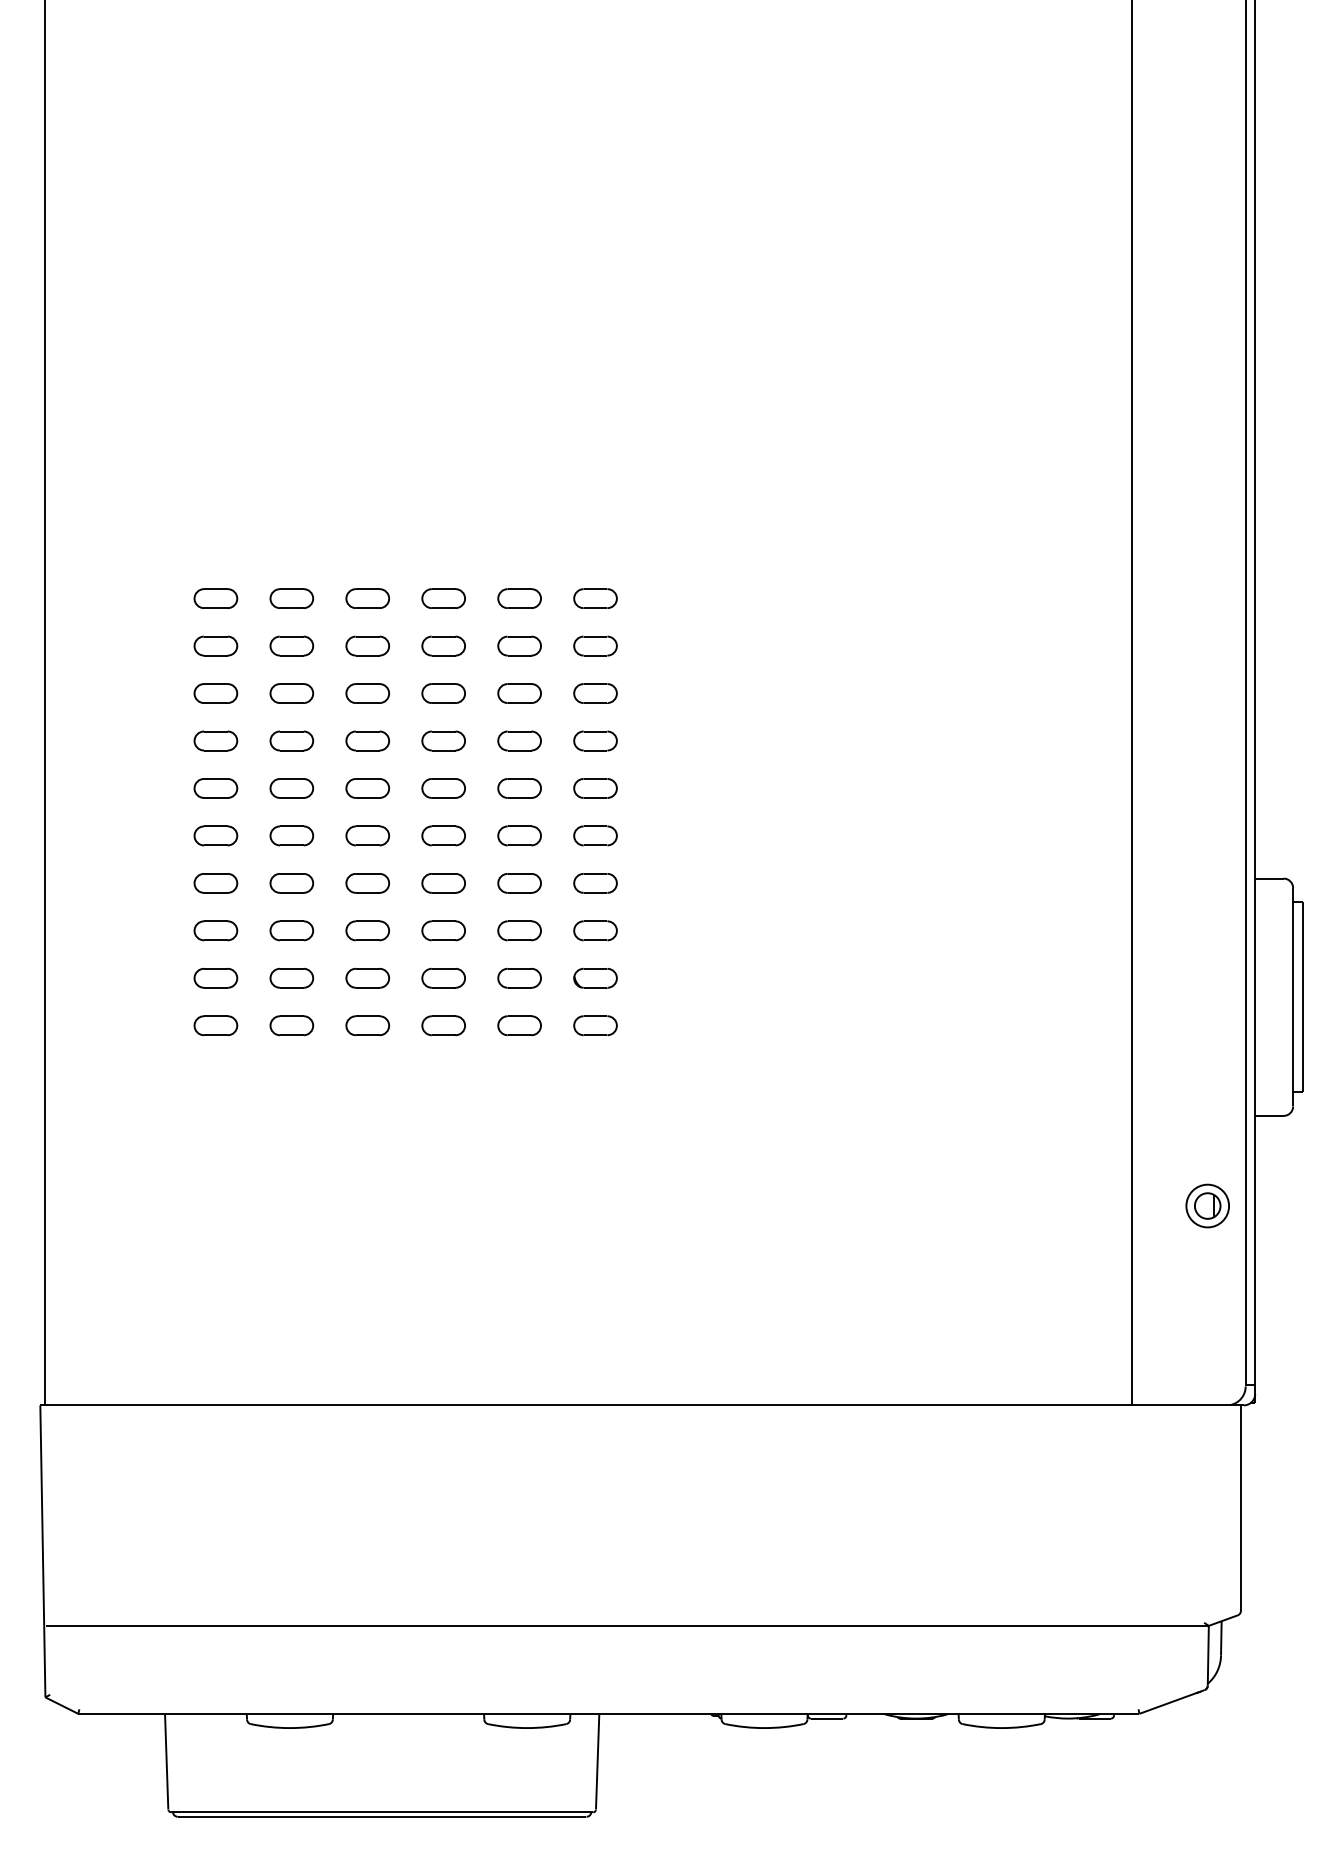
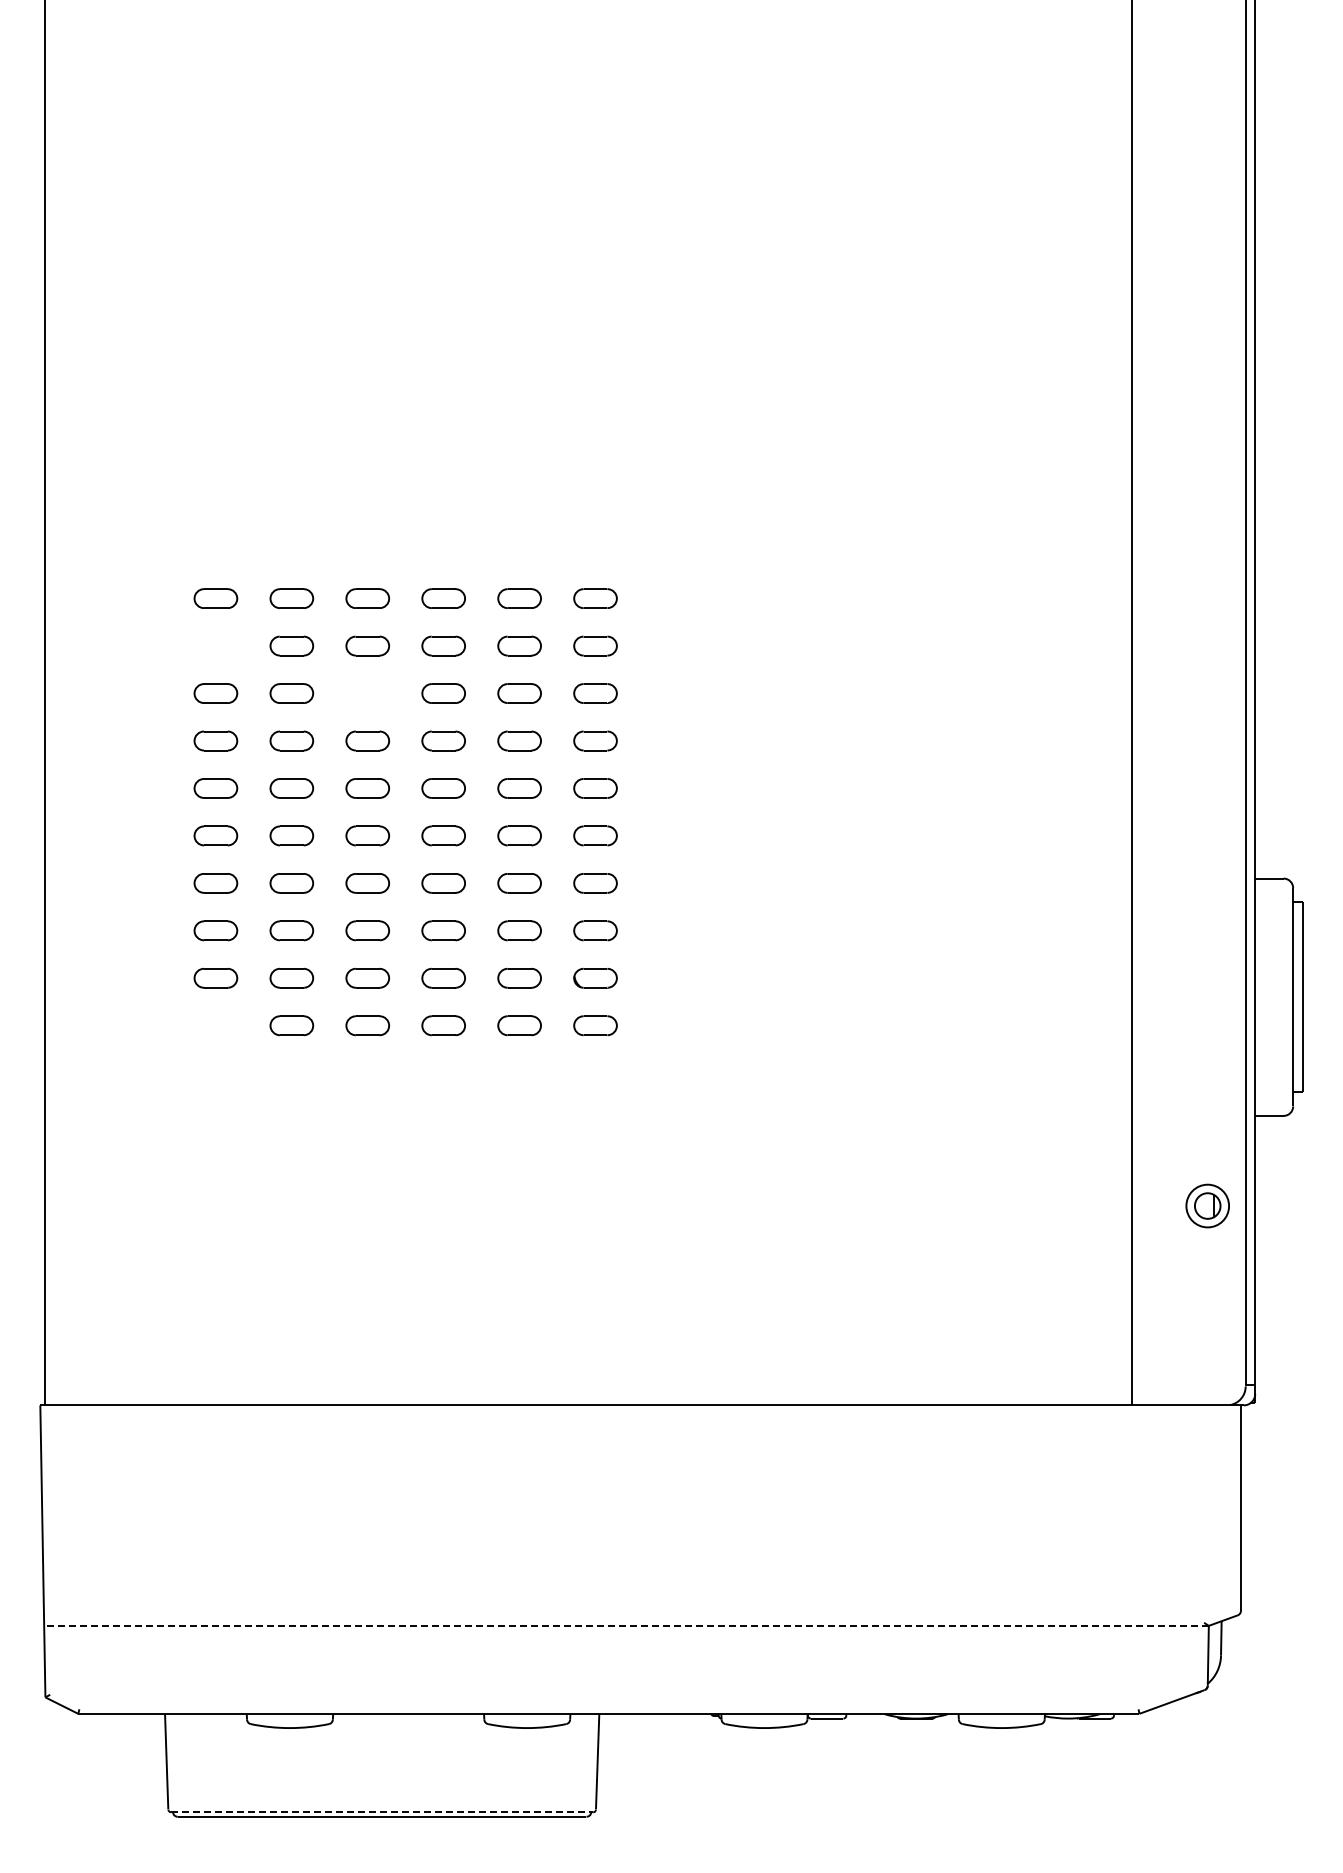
part: present -> none (215, 645)
part: present -> none (367, 693)
part: present -> none (215, 1025)
line: solid -> dashed (627, 1625)
line: solid -> dashed (382, 1812)
